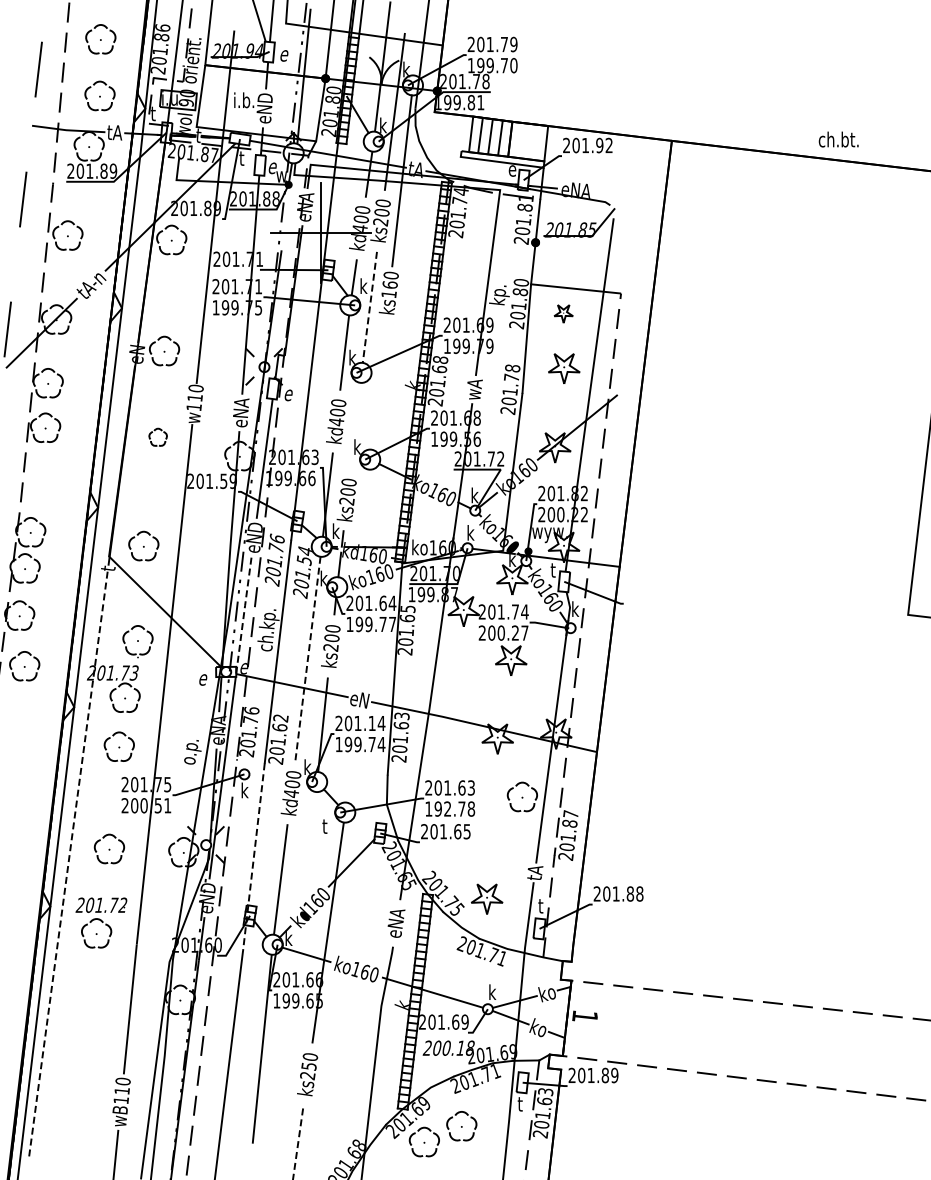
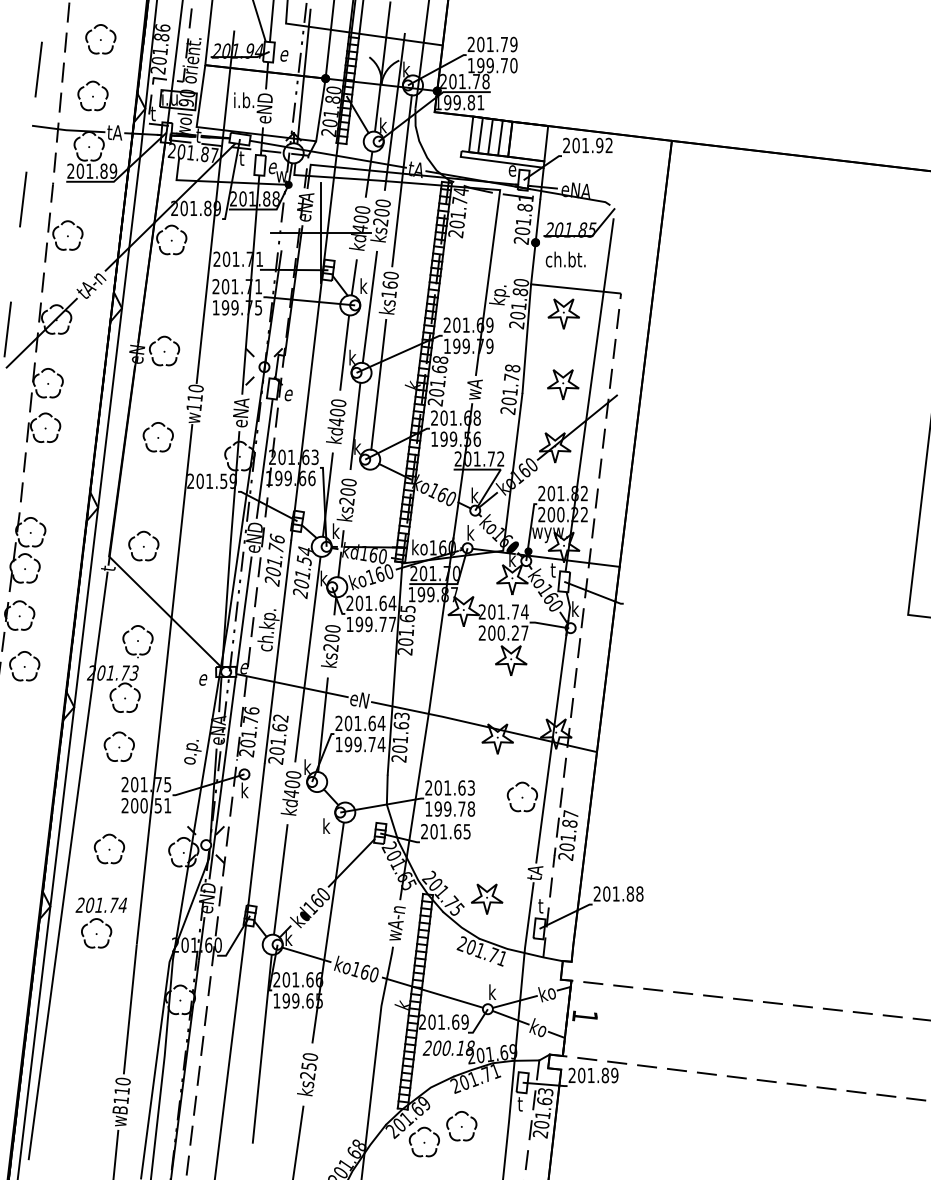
part position: (99, 95) -> (92, 95) (92, 95)
text position: (838, 139) -> (565, 259) (565, 259)
line: dashed -> solid (369, 307)
part size: 21x20 px -> 33x32 px (563, 313)
part position: (564, 368) -> (563, 384) (563, 384)
line: none -> present (378, 384)
line: none -> present (355, 425)
part size: 20x20 px -> 32x31 px (157, 437)
line: dashed -> solid (243, 614)
line: dashed -> solid (307, 659)
text: 201.14 -> 201.64 (371, 723)
text: 192.78 -> 199.78 (447, 808)
text: t -> k (326, 825)
line: dashed -> solid (253, 857)
line: dashed -> solid (68, 865)
text: 201.72 -> 201.74 (122, 904)
text: eNA -> wA-n (396, 923)
line: dashed -> solid (298, 1142)
